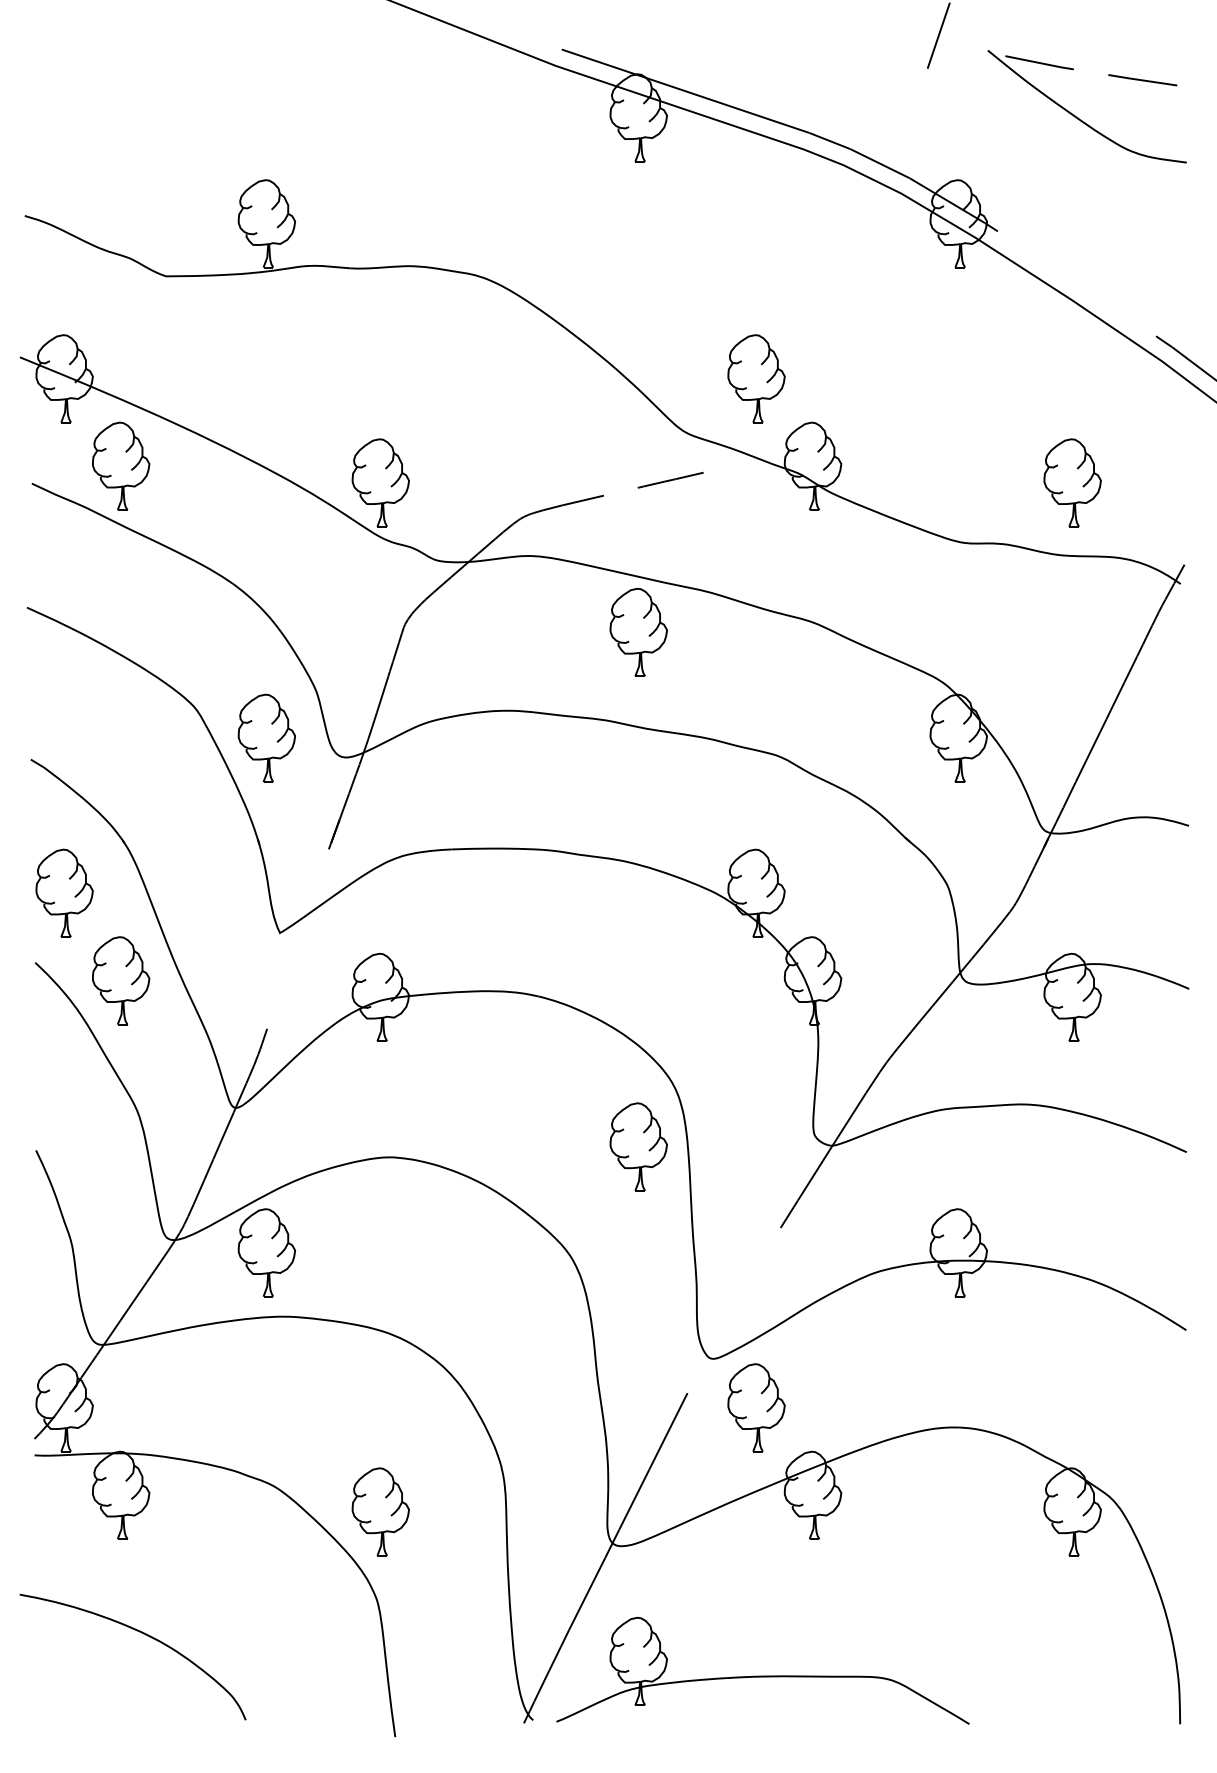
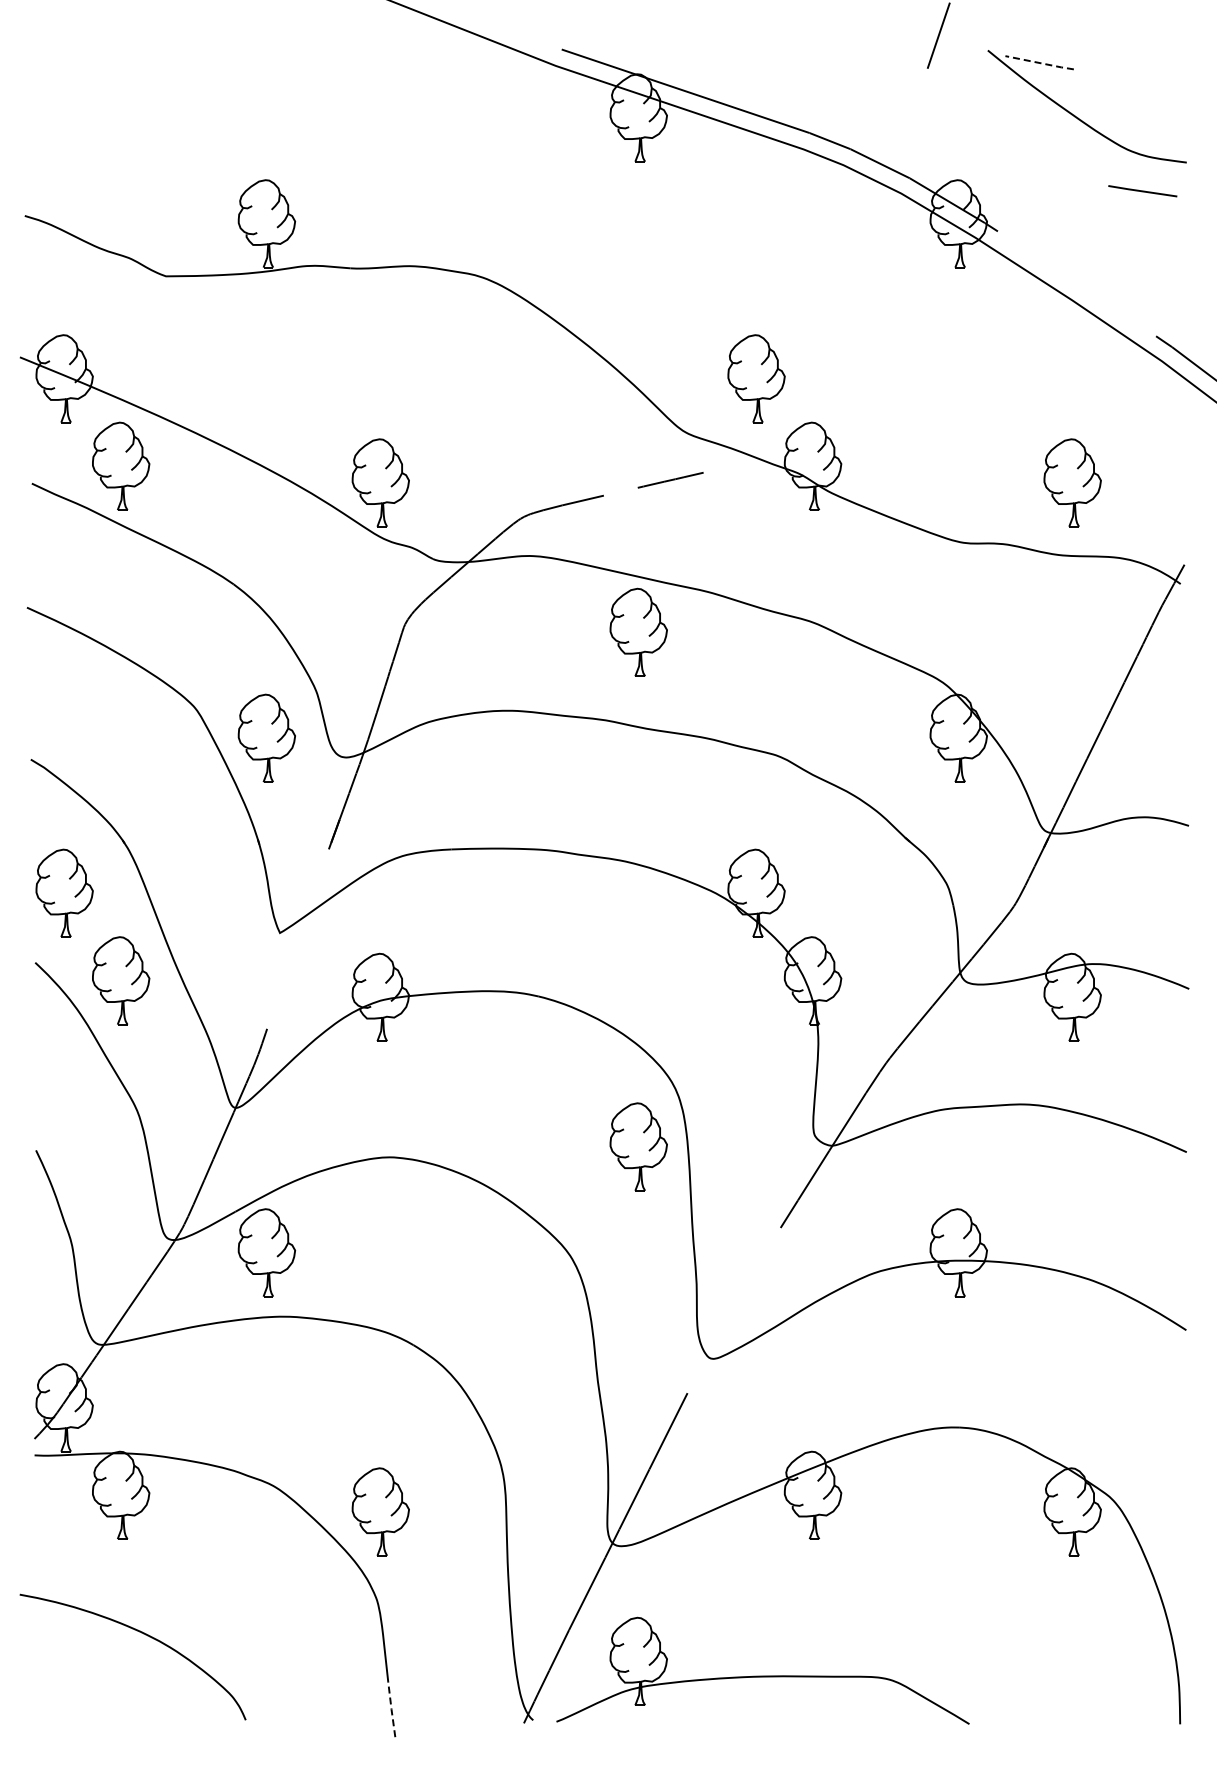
line: solid -> dashed (1040, 63)
line position: (1142, 80) -> (1142, 191) (1142, 191)
part: present -> none (756, 1407)
line: solid -> dashed (391, 1709)
